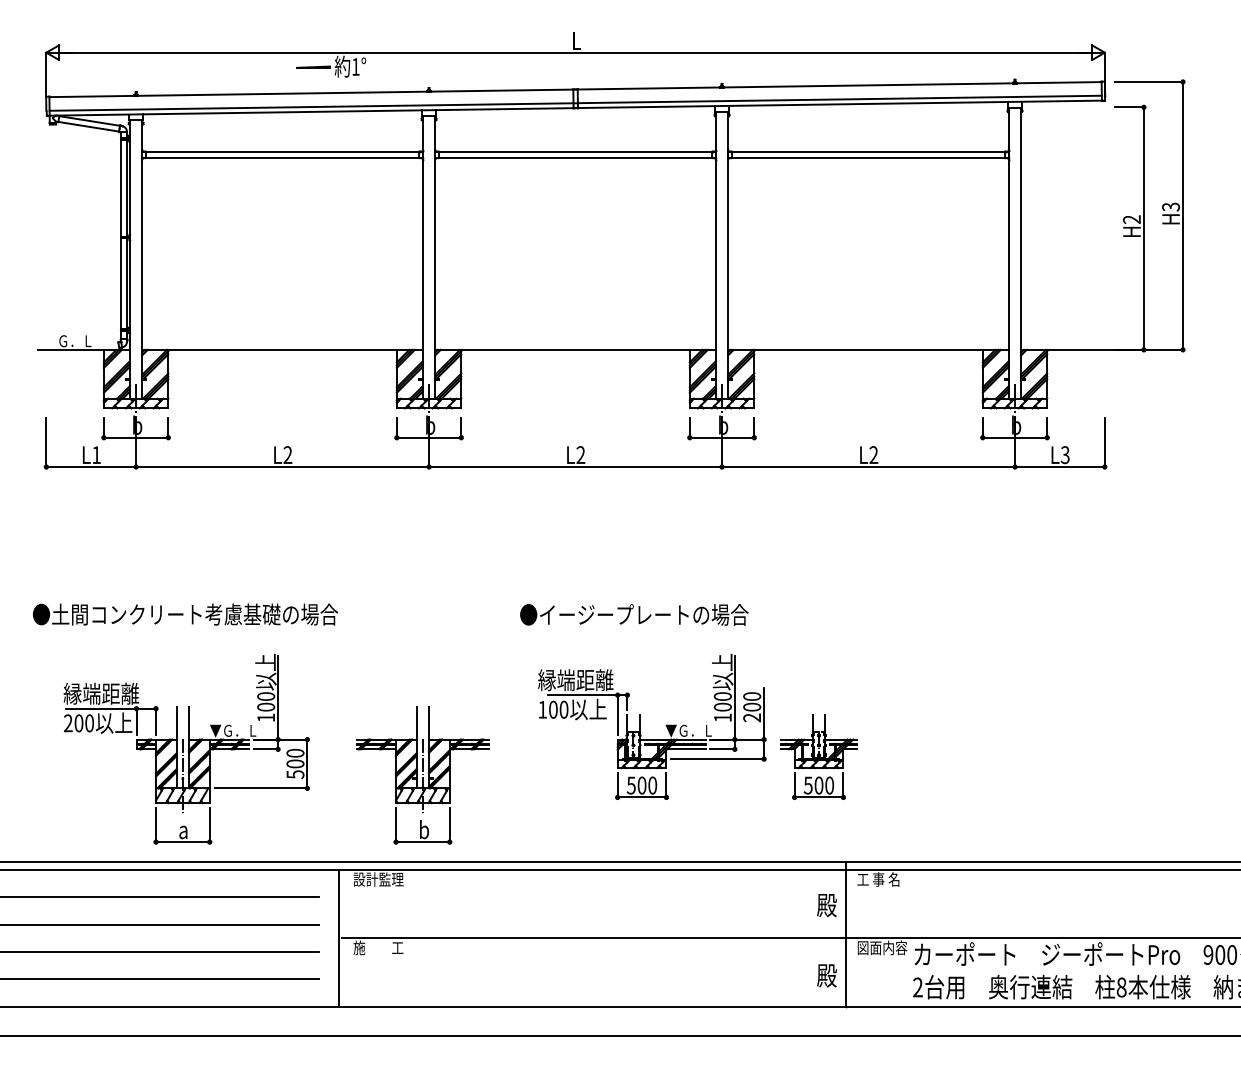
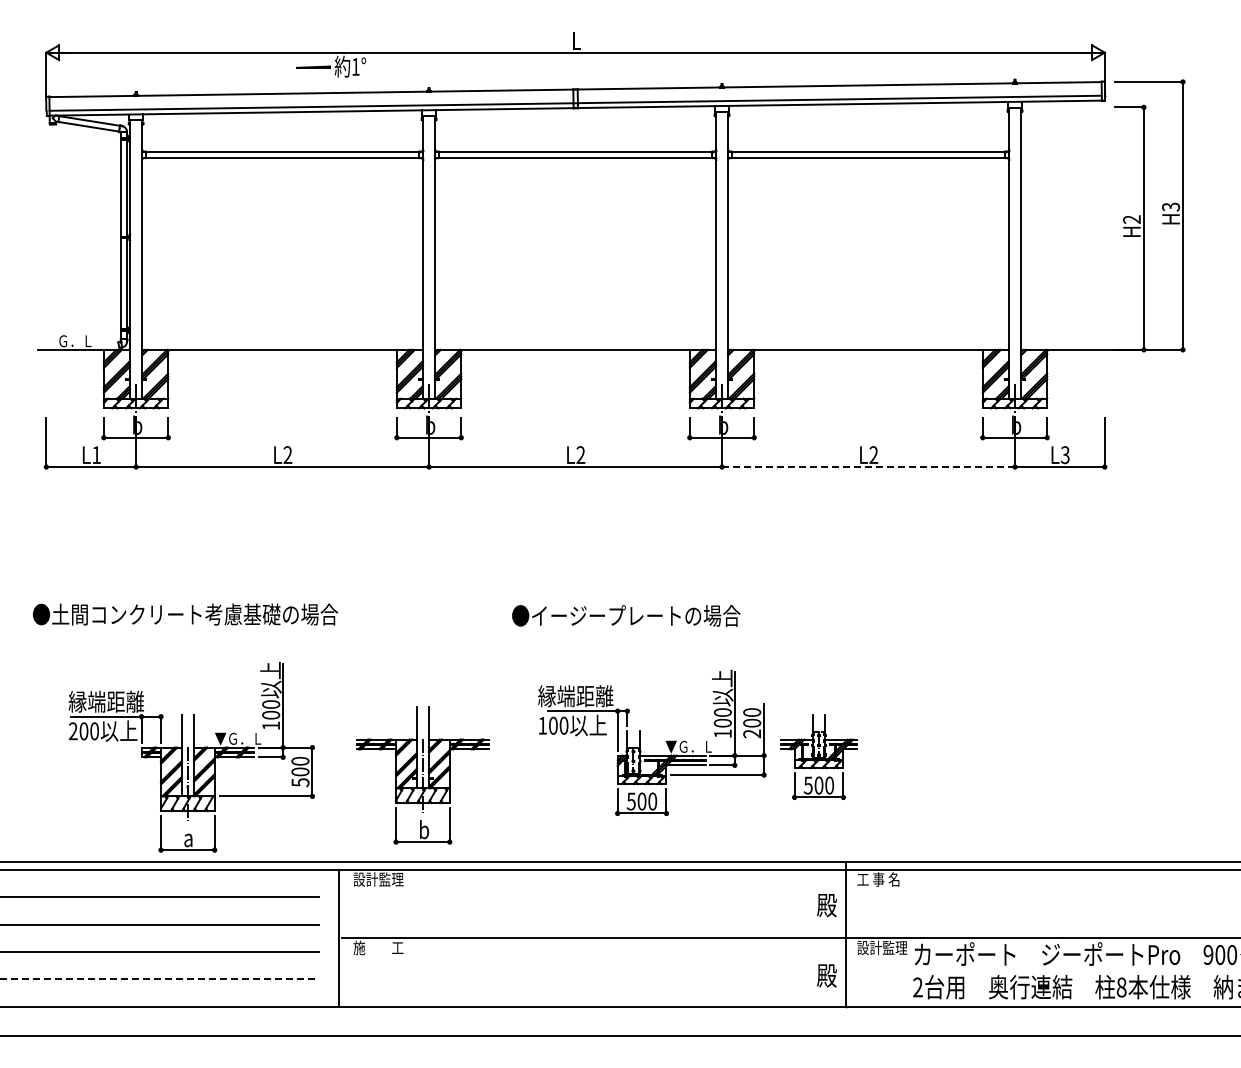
line: solid -> dashed (869, 467)
text position: (634, 614) -> (626, 615) (626, 615)
part position: (640, 726) -> (640, 742) (640, 742)
part position: (186, 748) -> (191, 756) (191, 756)
text: 図面内容 -> 設計監理 (882, 947)
line: solid -> dashed (160, 979)
